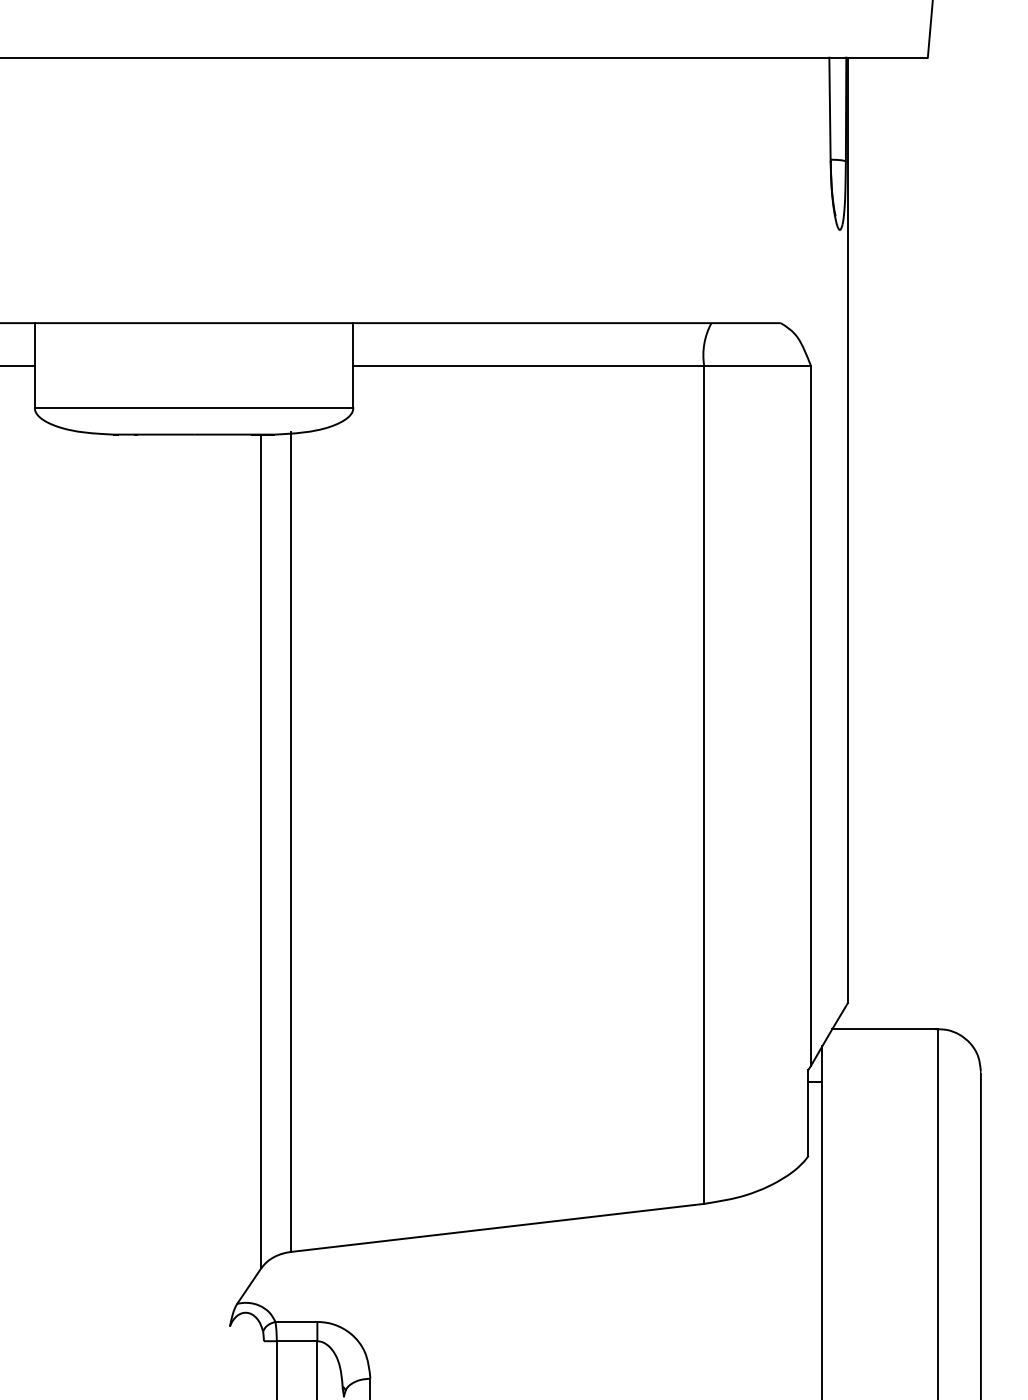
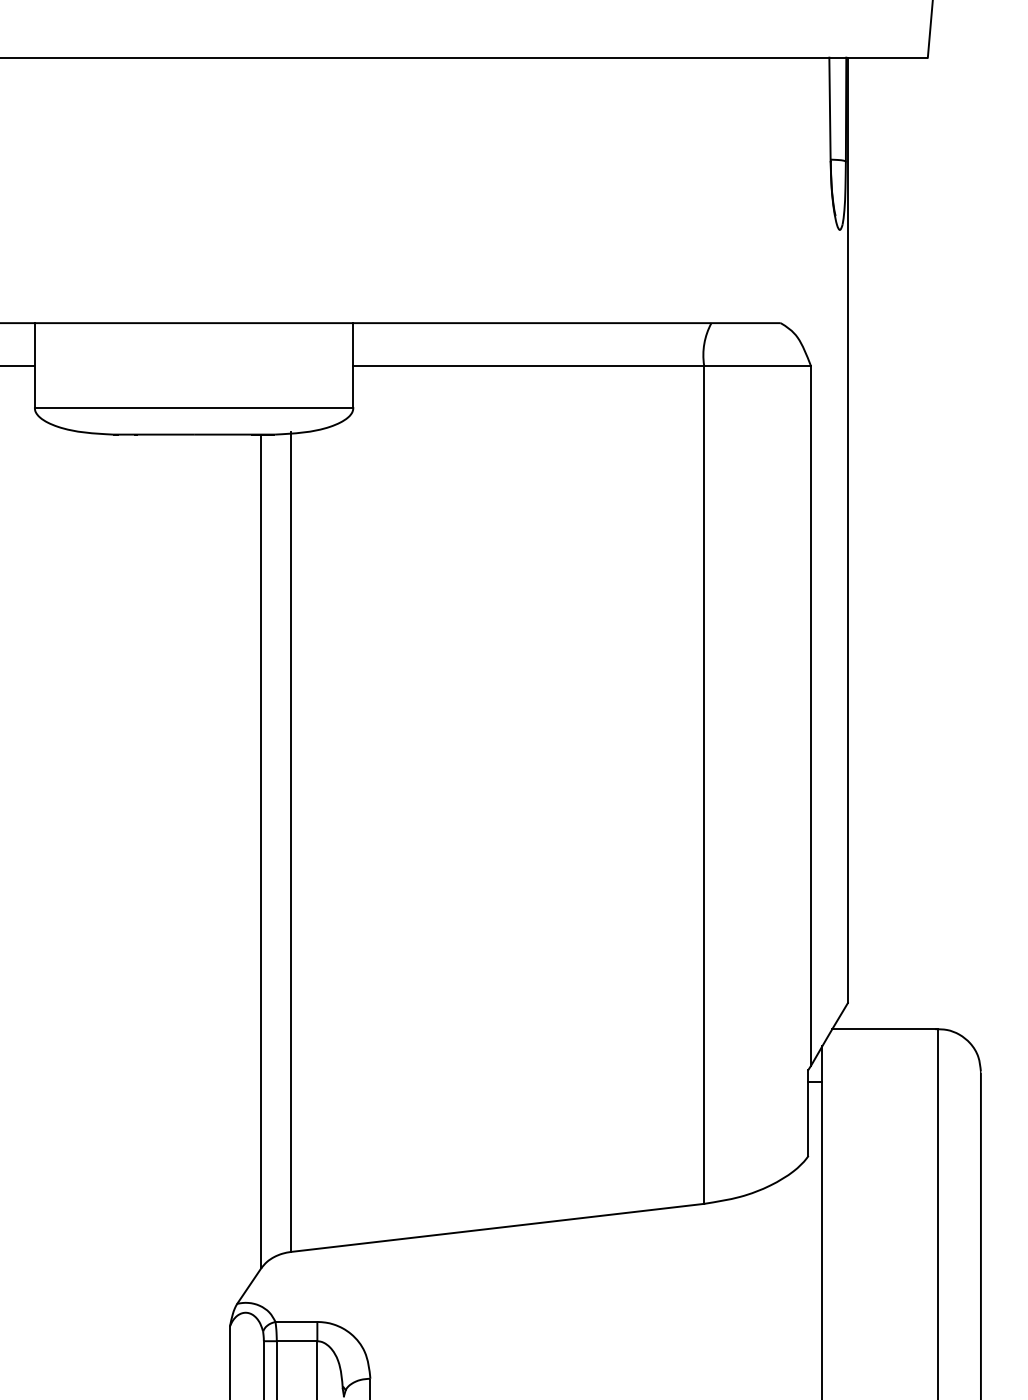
line: none -> present (229, 1361)
line: none -> present (263, 1368)
